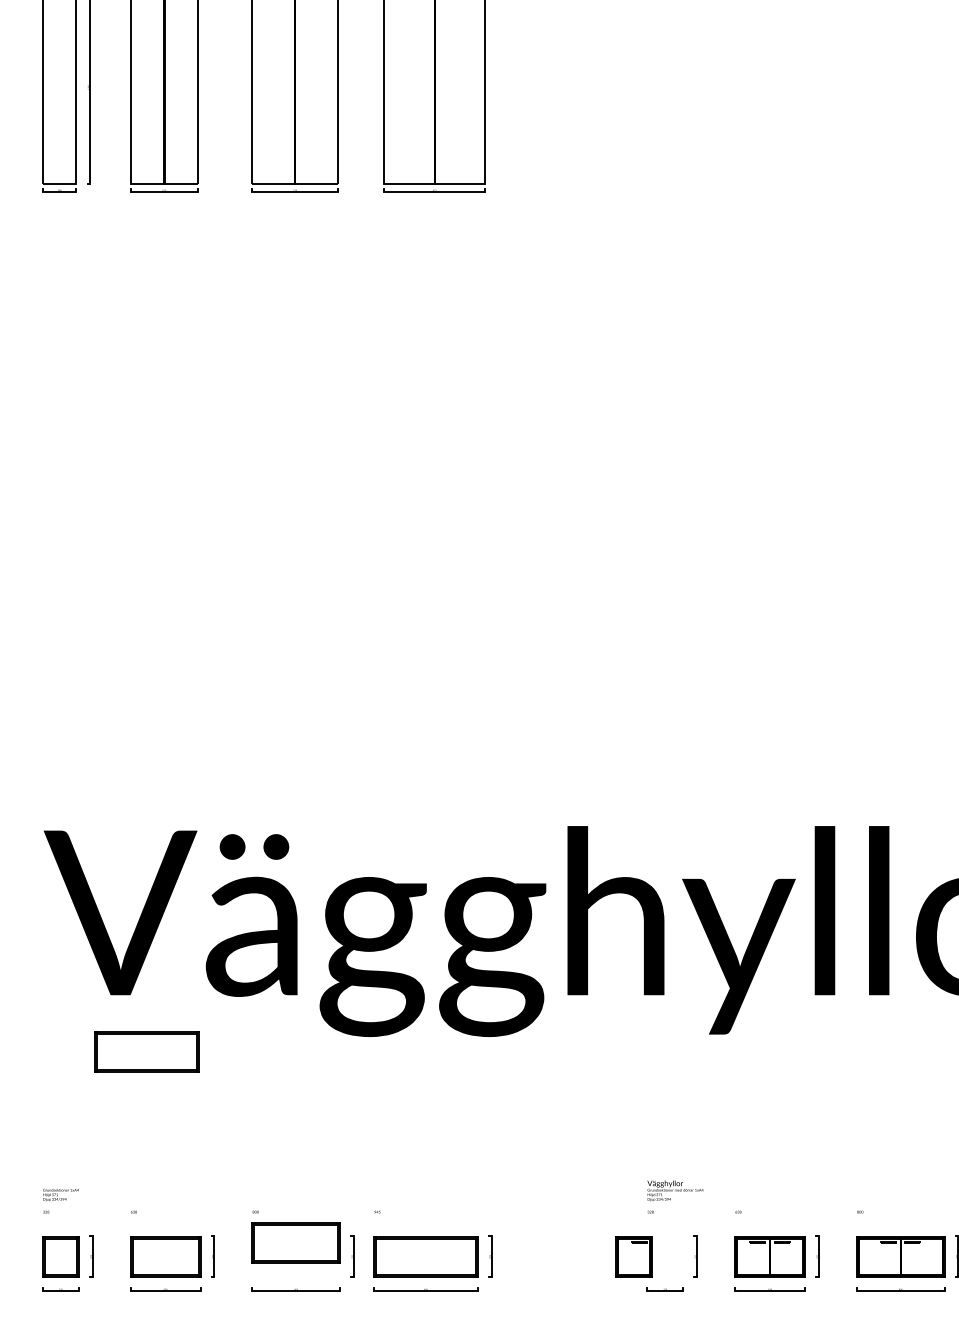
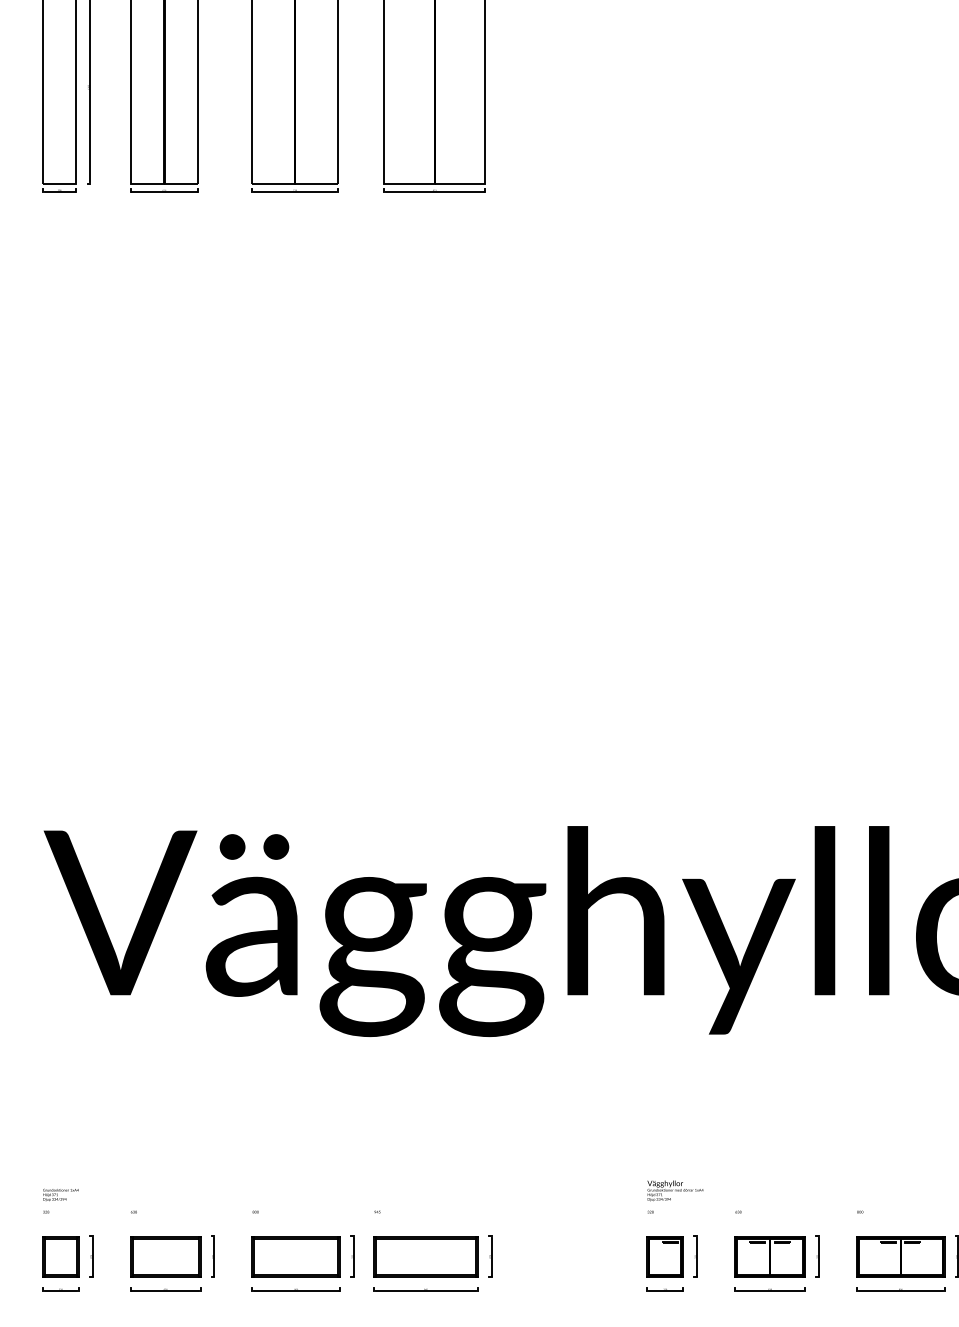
part: present -> none (146, 1051)
part position: (295, 1242) -> (295, 1256) (295, 1256)
part position: (633, 1256) -> (664, 1256) (664, 1256)
